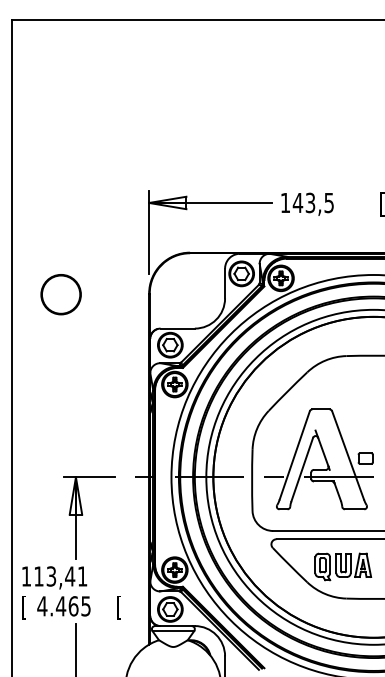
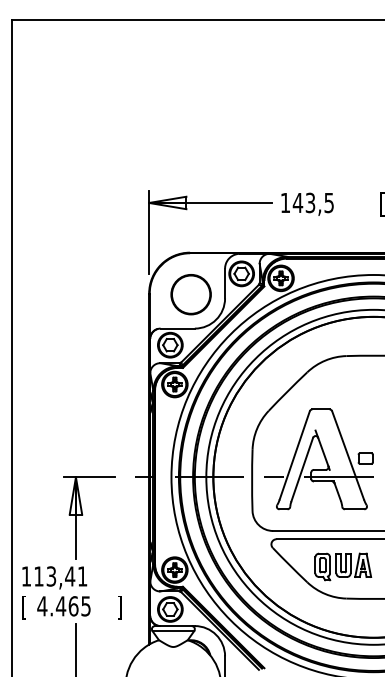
circle position: (60, 294) -> (190, 294) (190, 294)
text: [ -> ] (119, 607)
